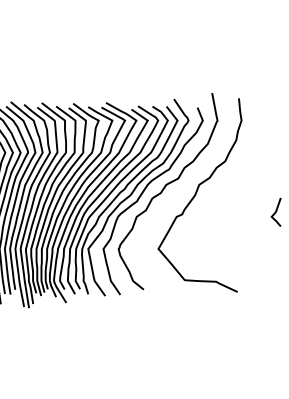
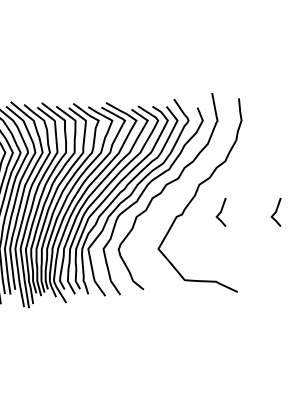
line: none -> present (220, 211)
